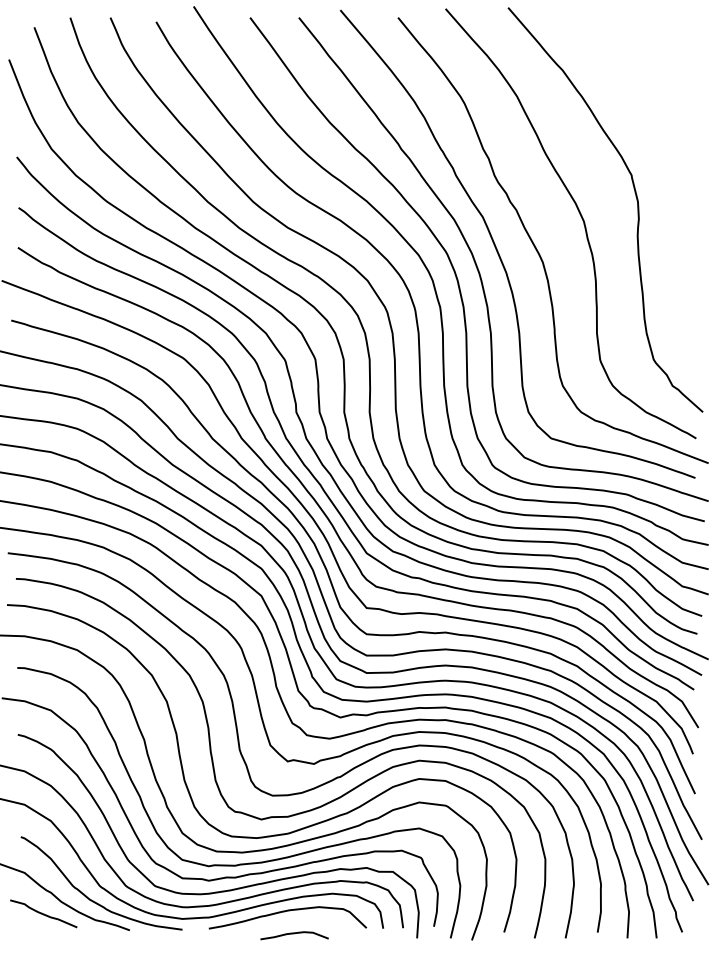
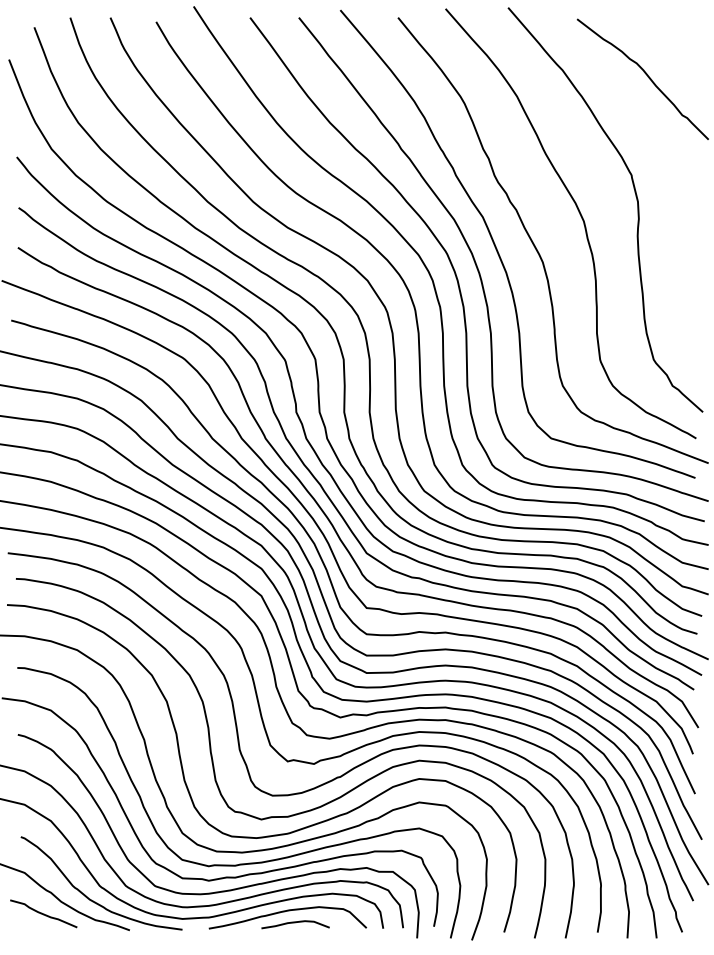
curve: none -> present (645, 74)
curve position: (294, 934) -> (295, 923) (295, 923)
